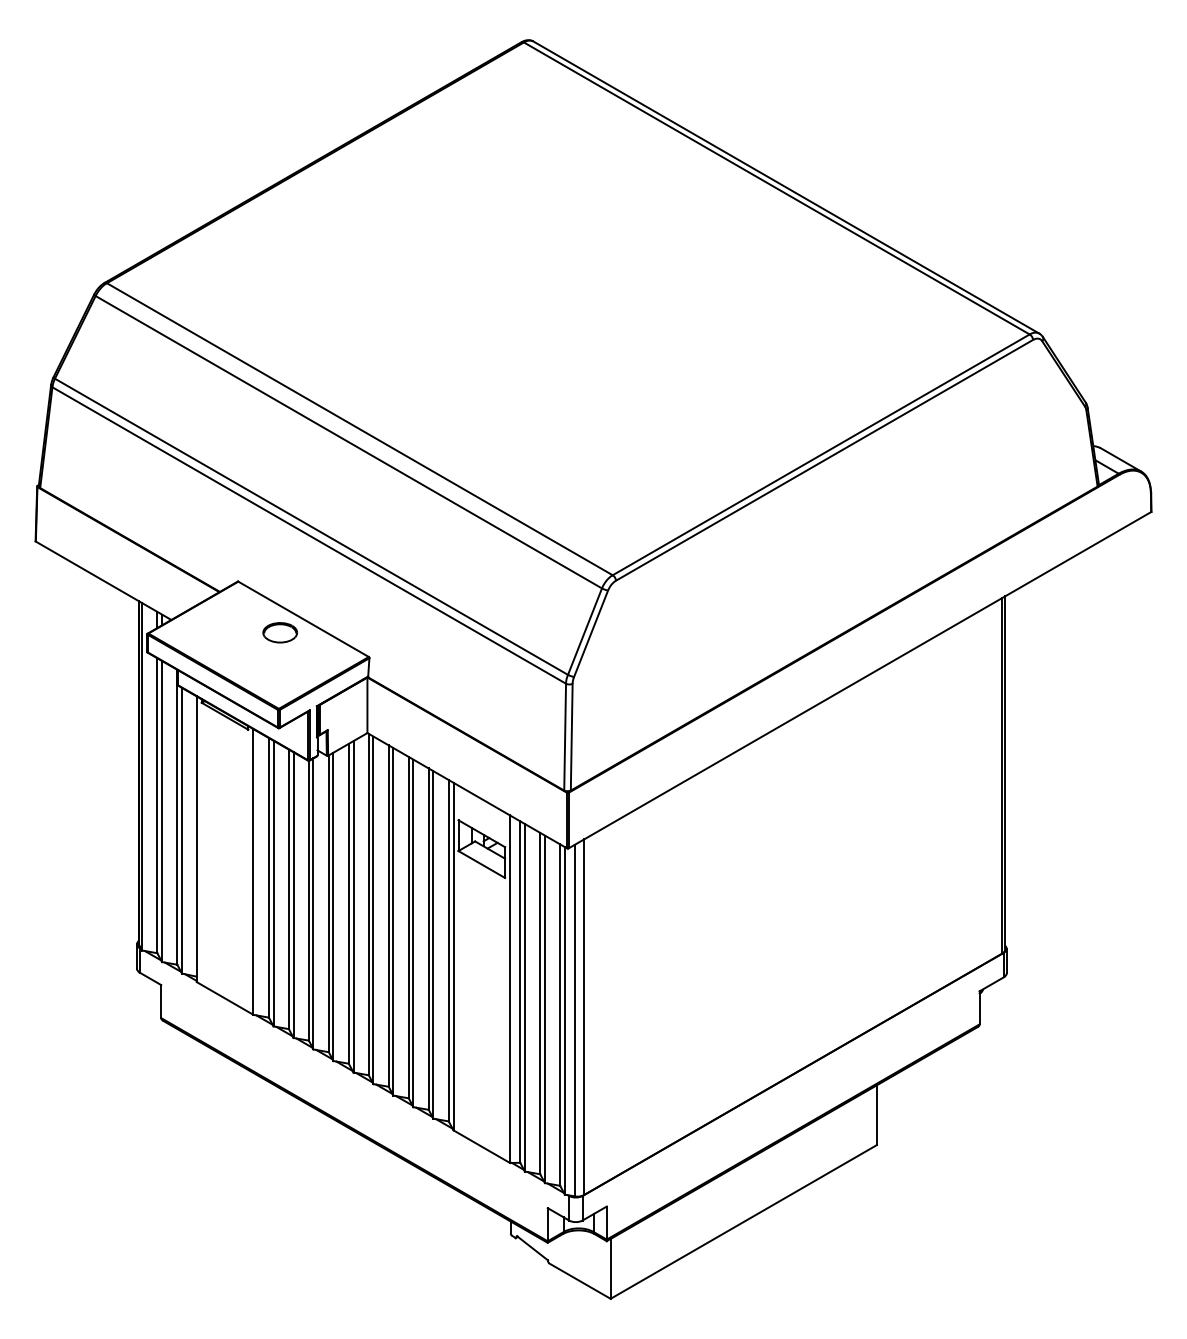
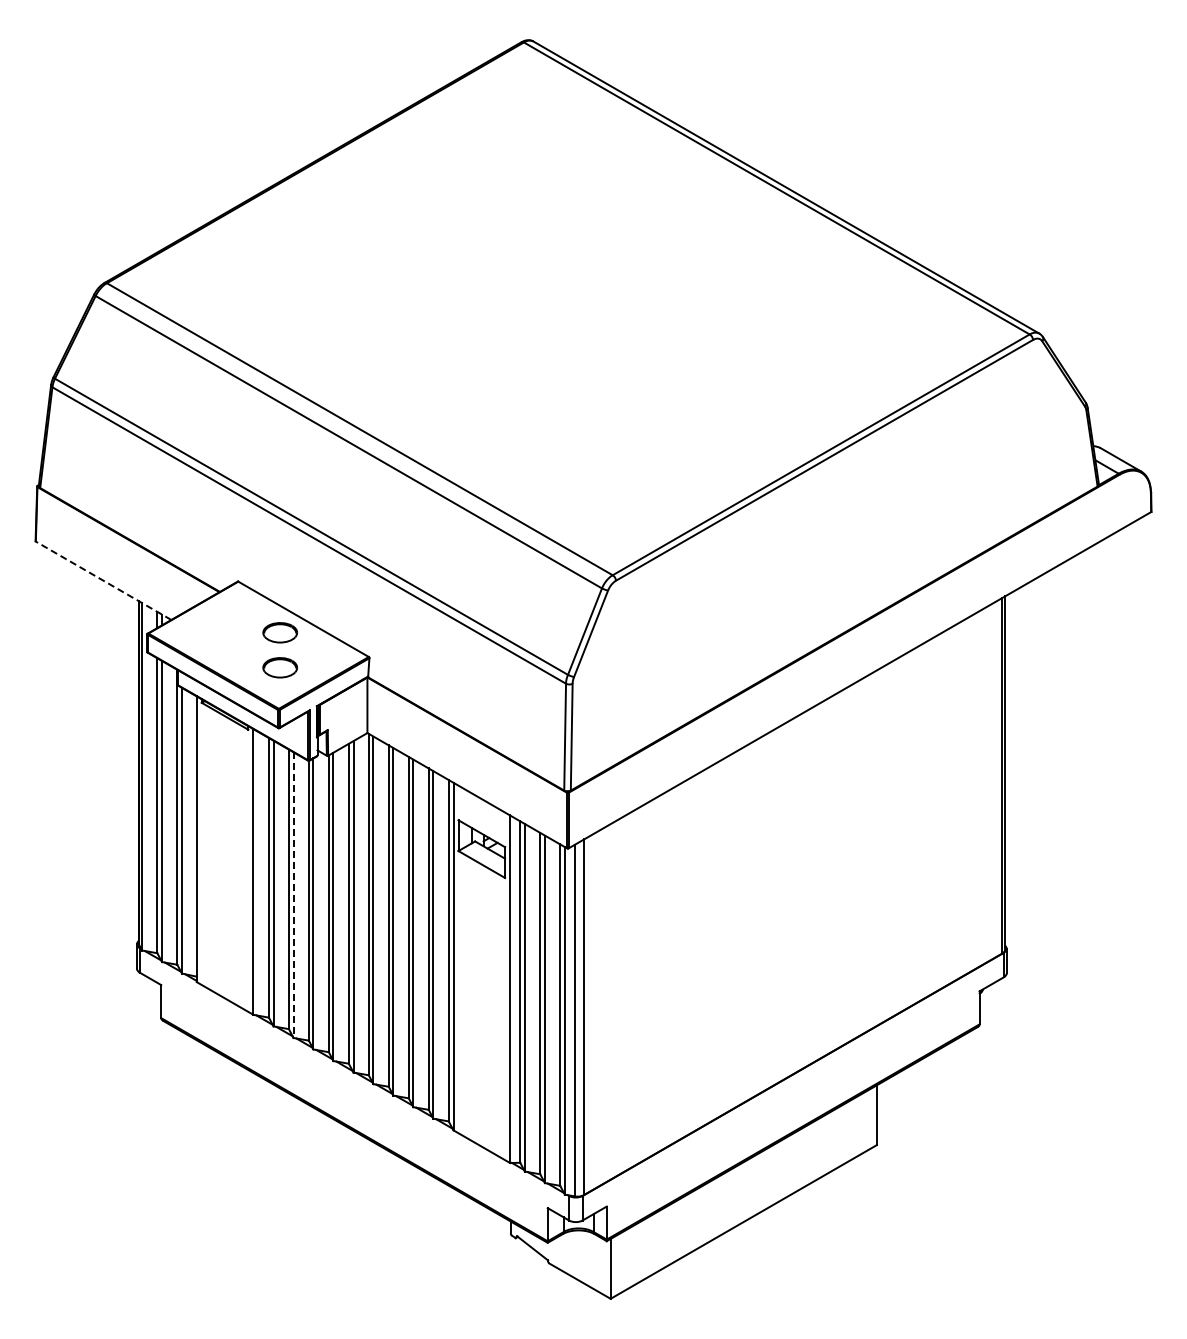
line: solid -> dashed (103, 580)
part: none -> present (280, 667)
line: solid -> dashed (293, 895)
